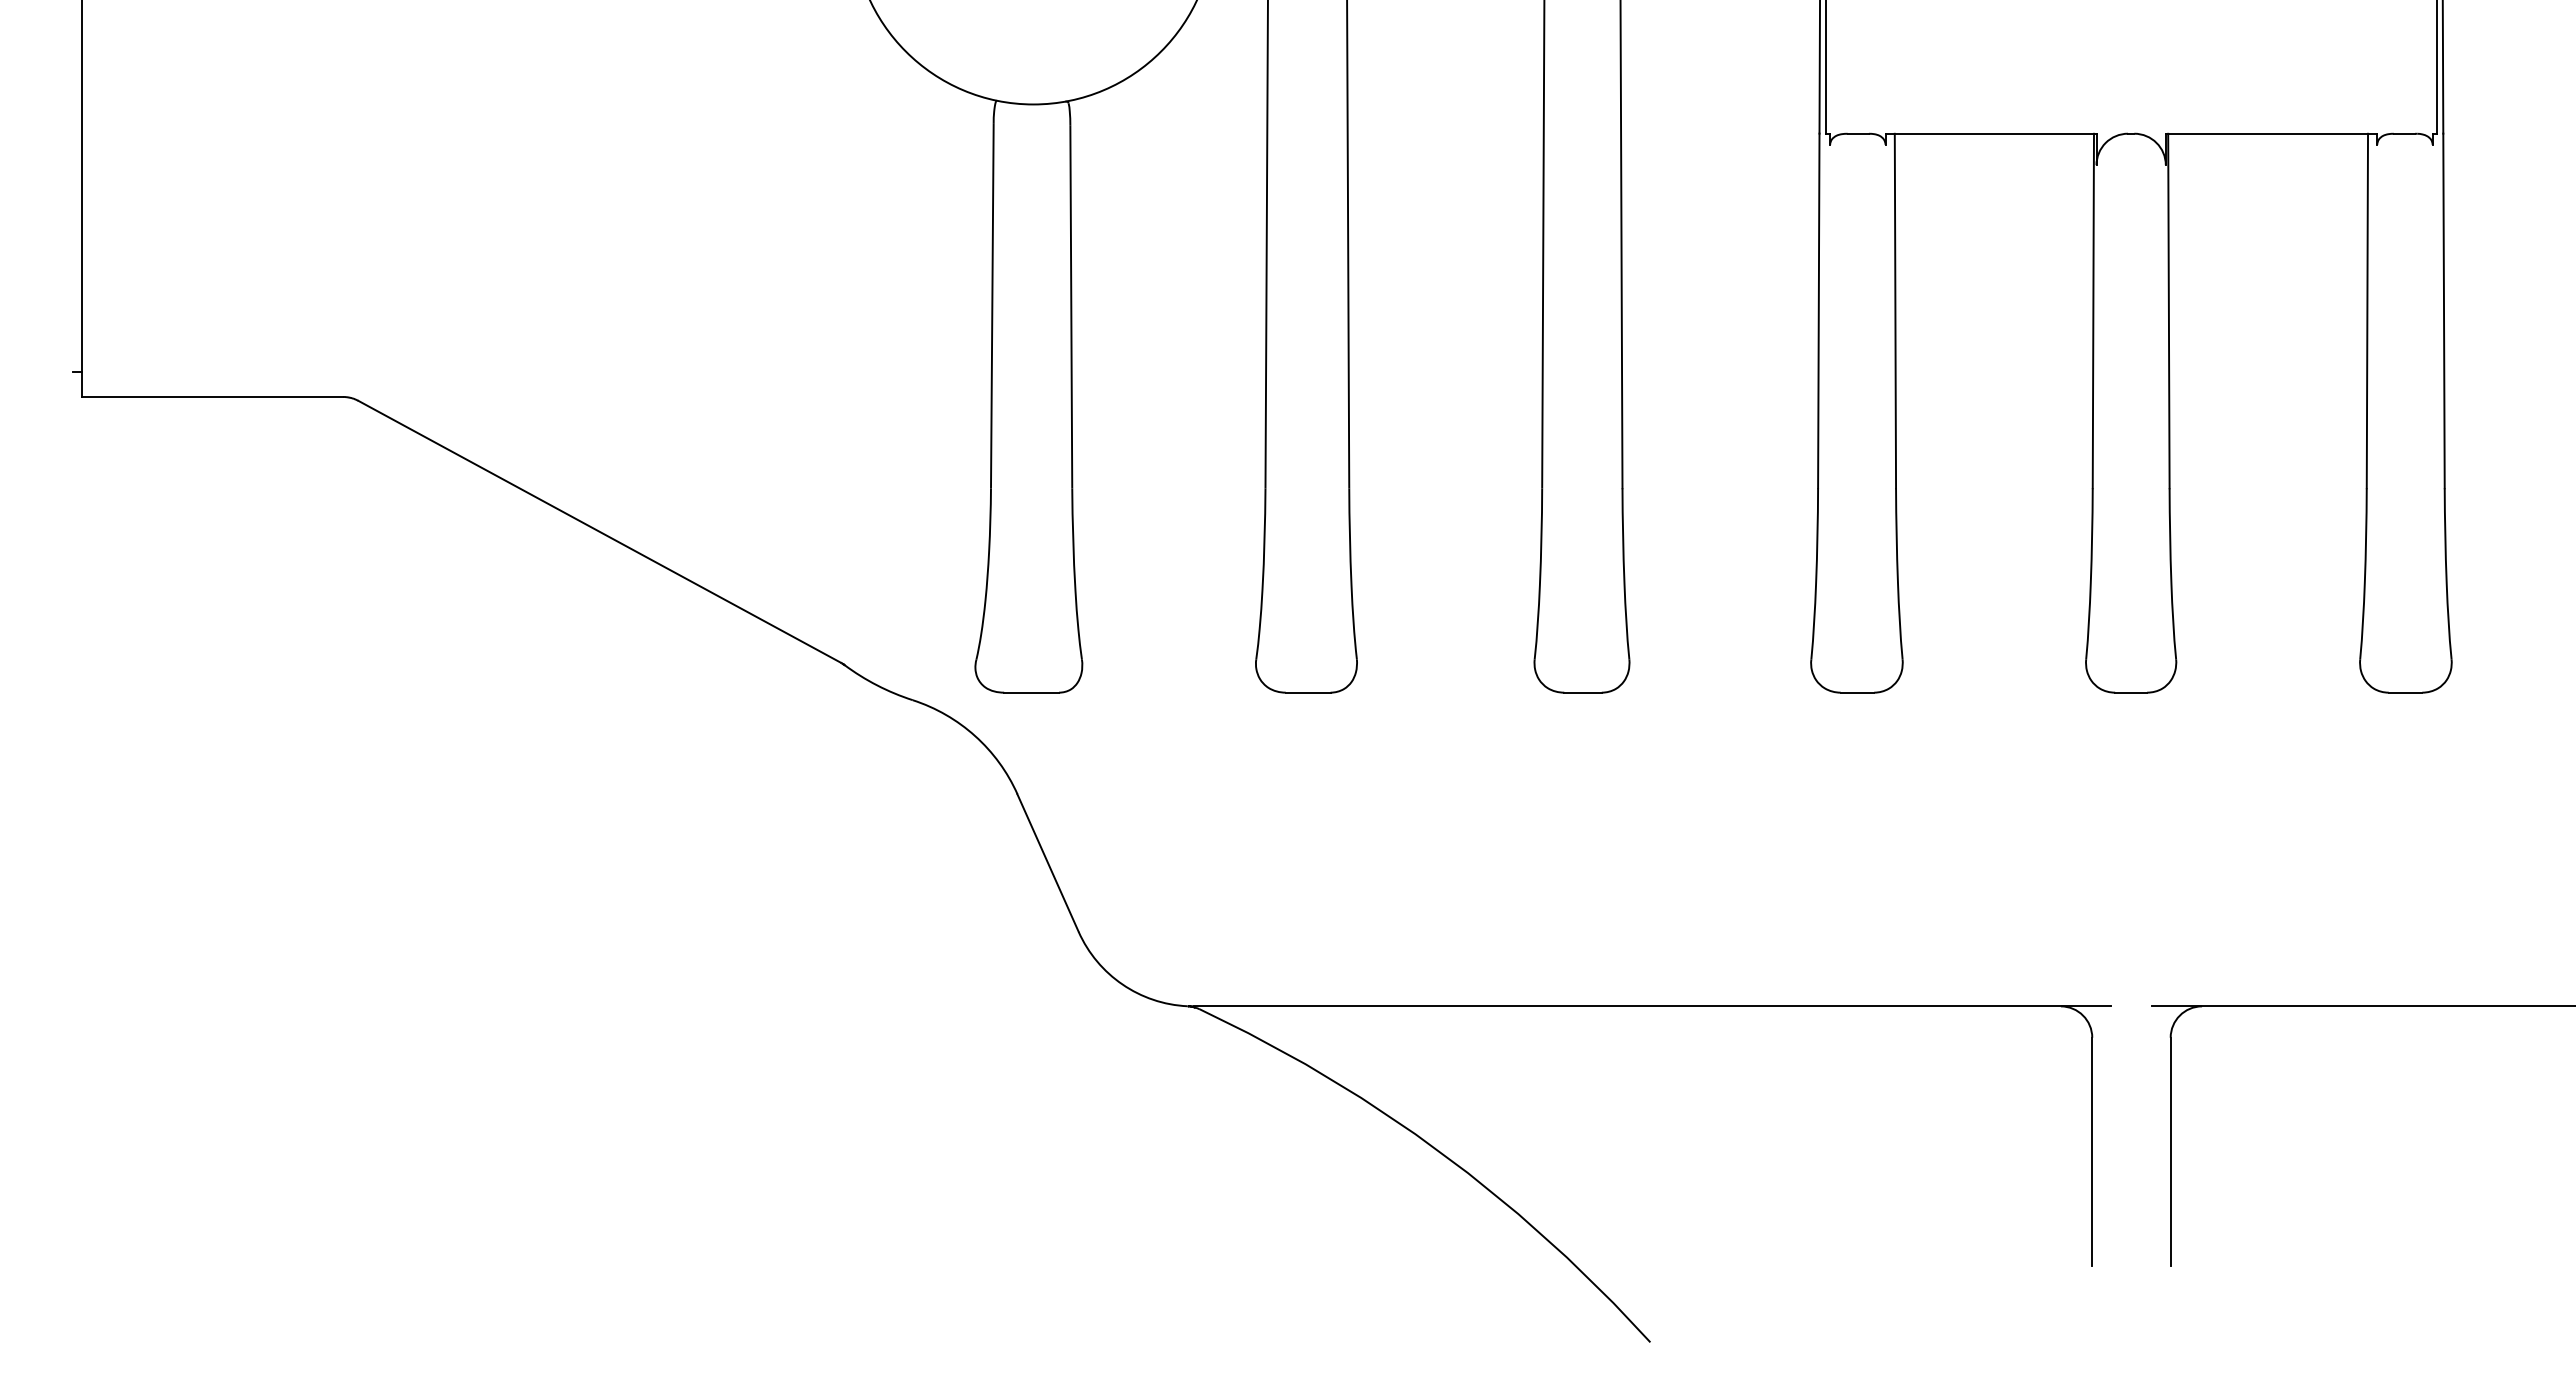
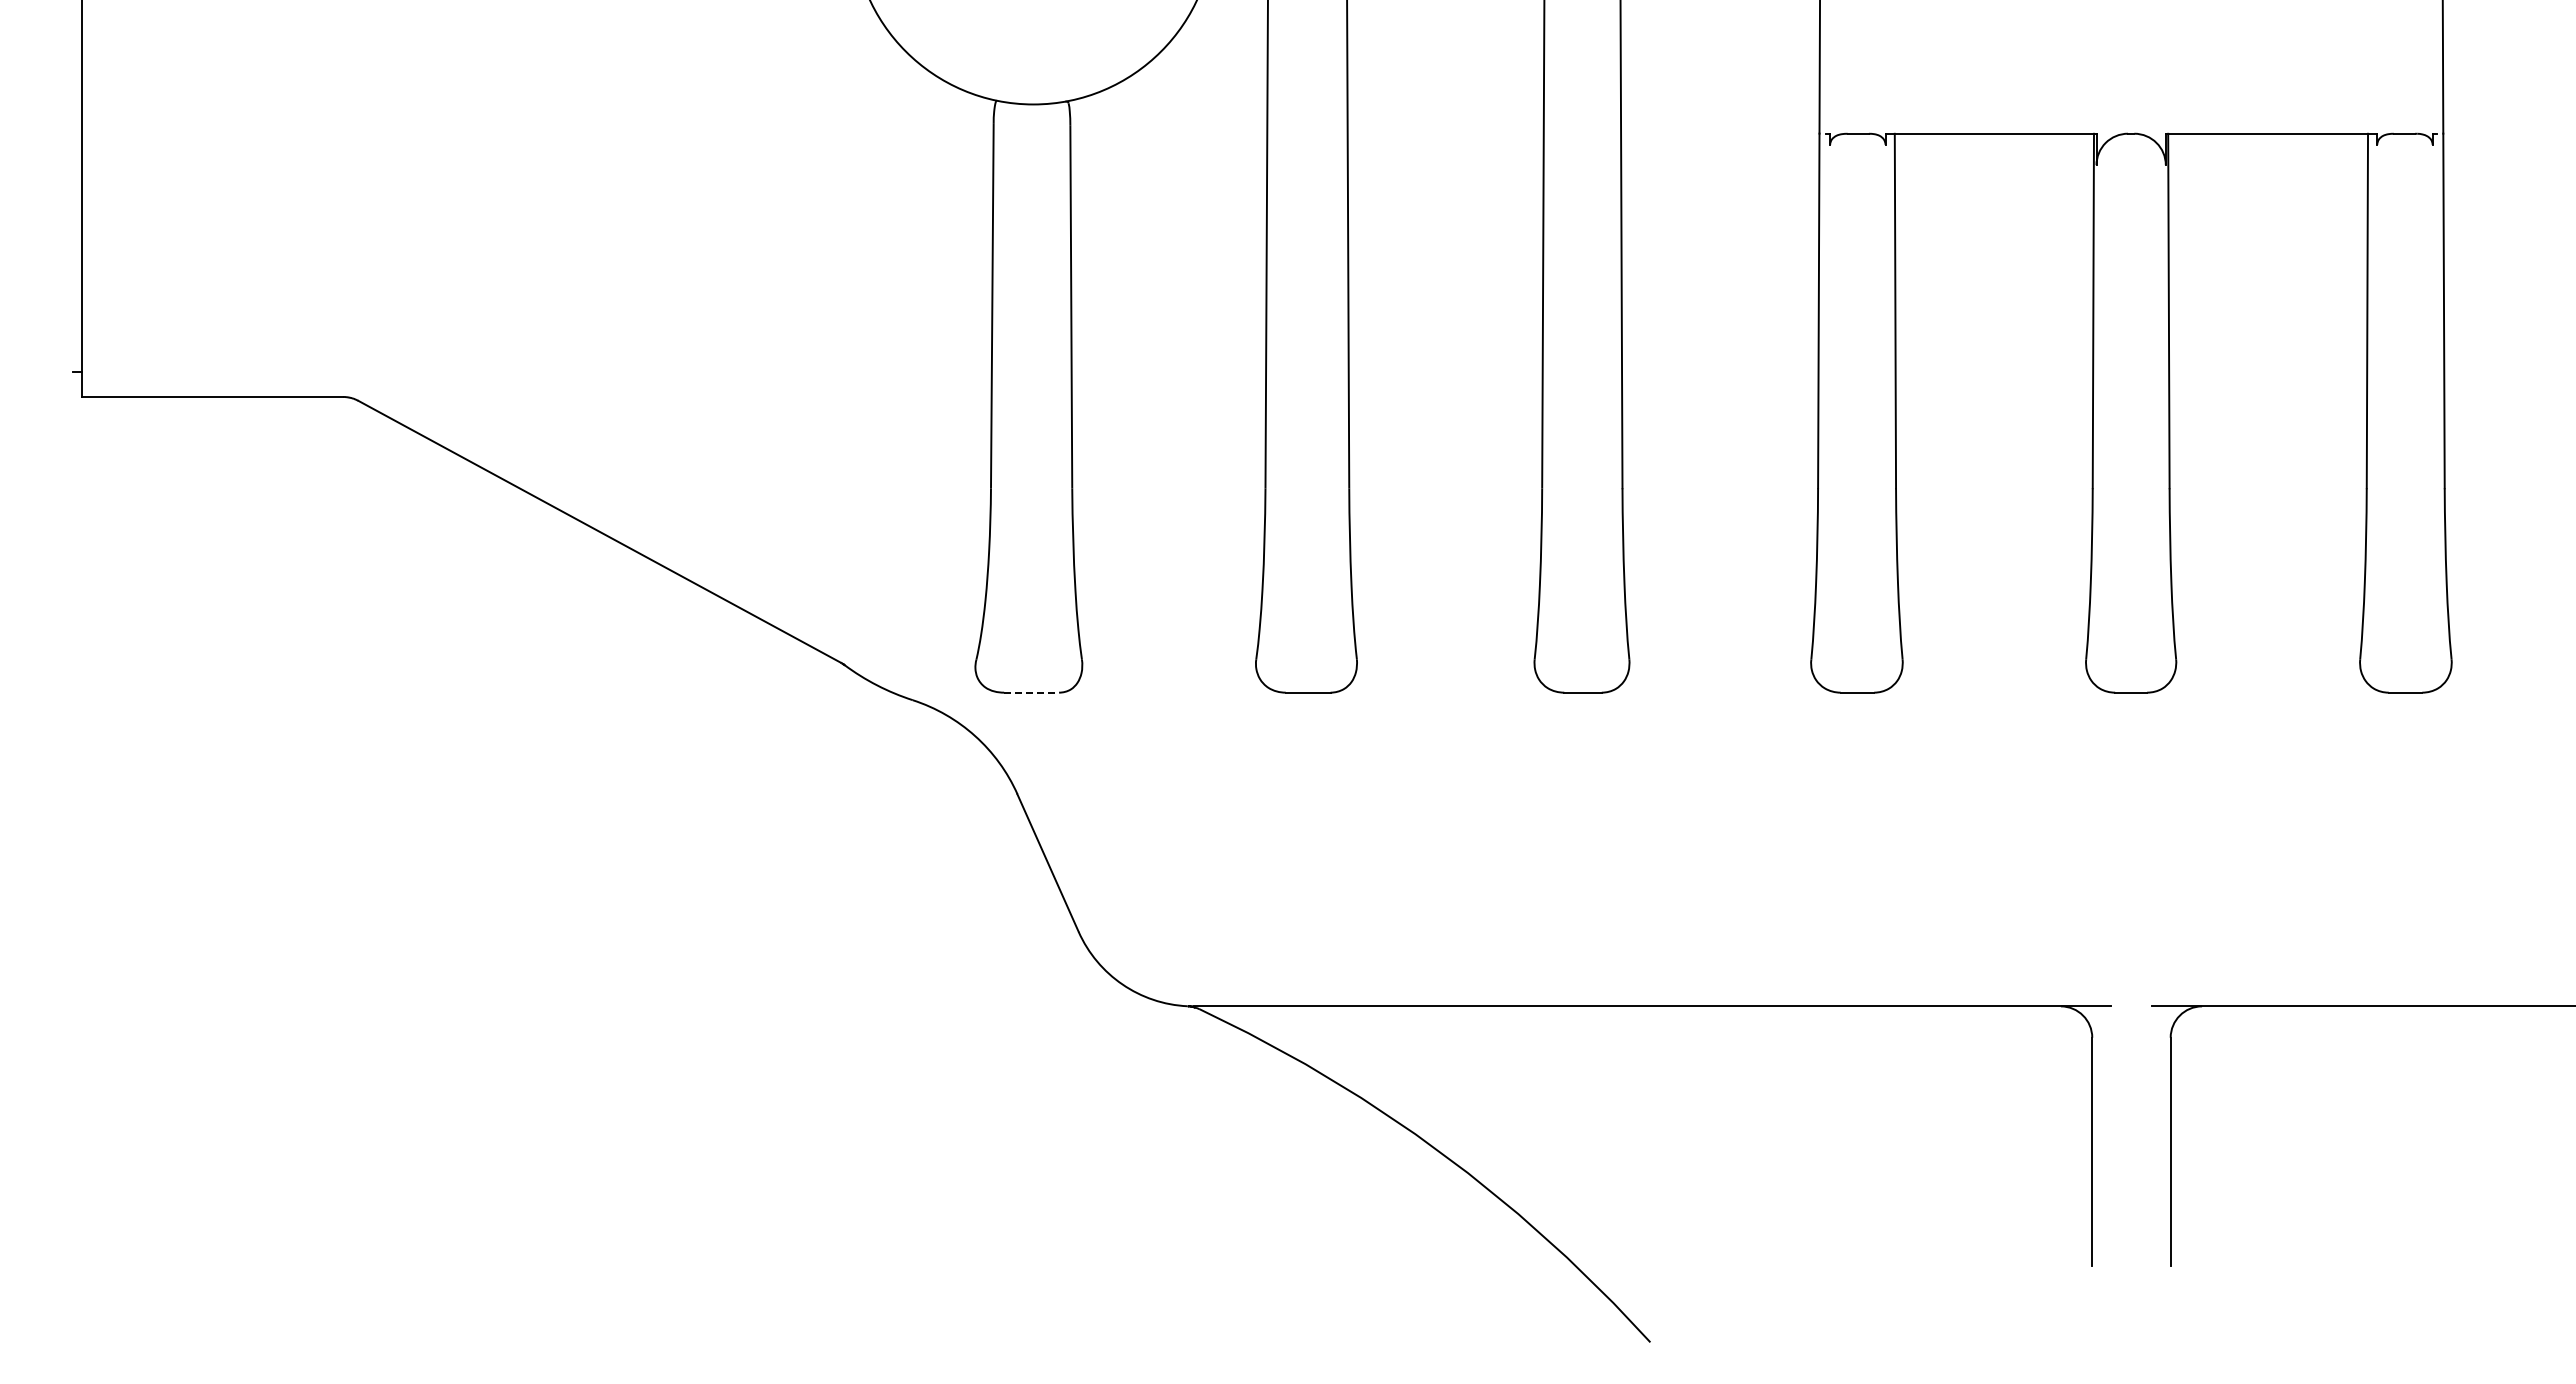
line: present -> none (1825, 67)
line: present -> none (2437, 67)
line: solid -> dashed (1032, 692)
